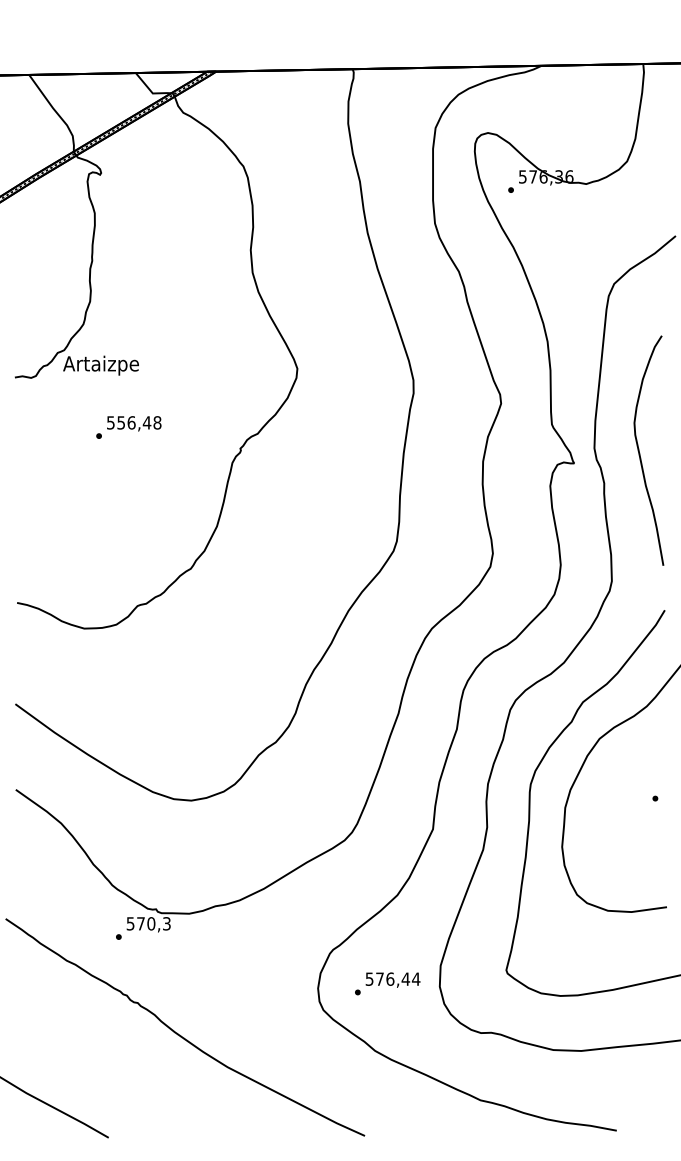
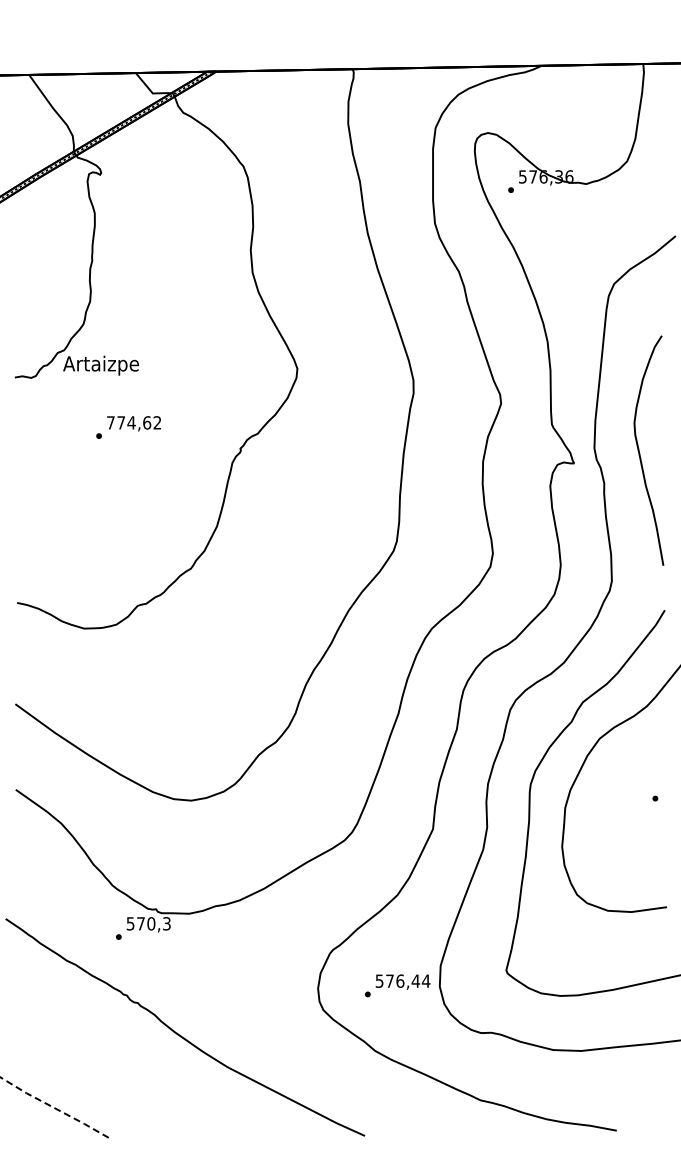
text: 556,48 -> 774,62 (134, 422)
text position: (387, 983) -> (397, 985) (397, 985)
line: solid -> dashed (53, 1107)
